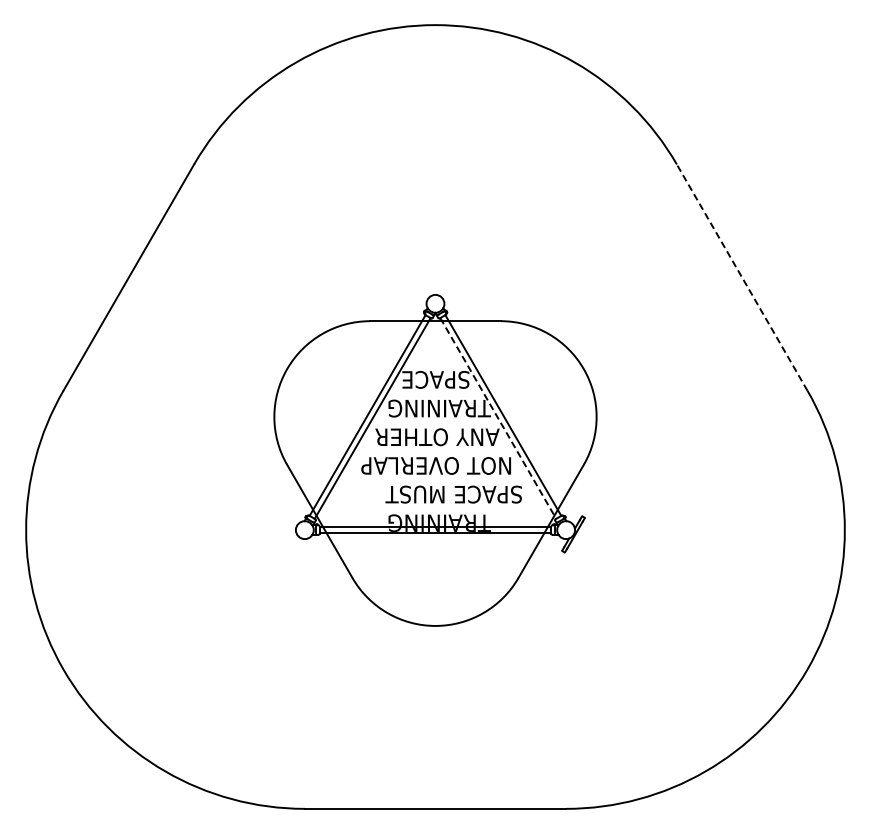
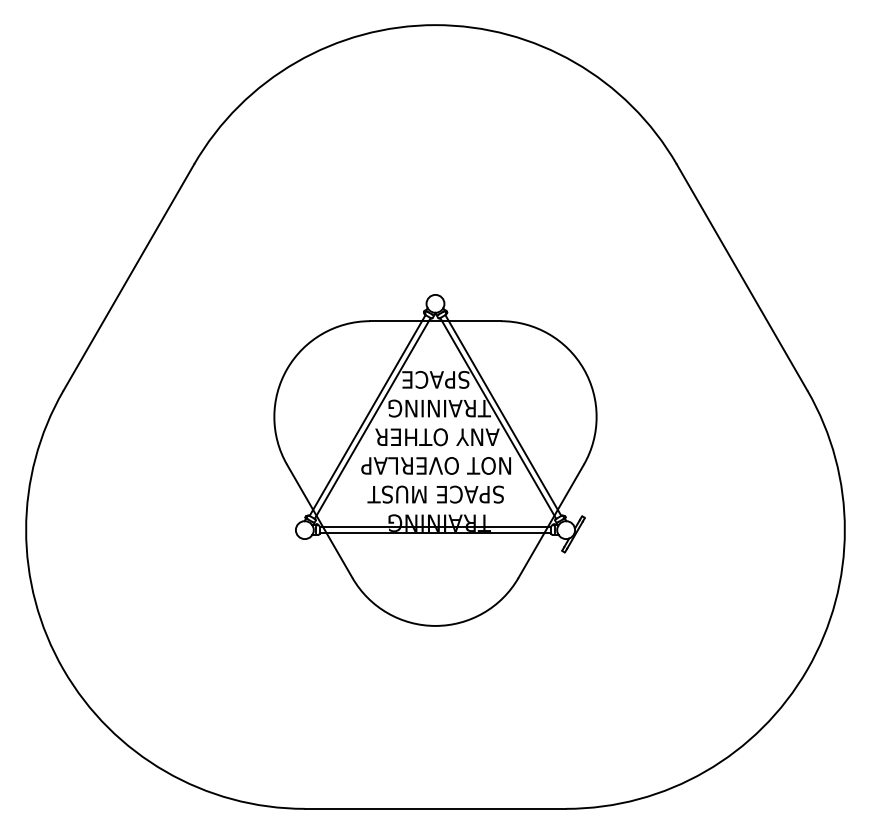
line: dashed -> solid (742, 277)
line: dashed -> solid (498, 418)
text position: (453, 494) -> (435, 494) (435, 494)
